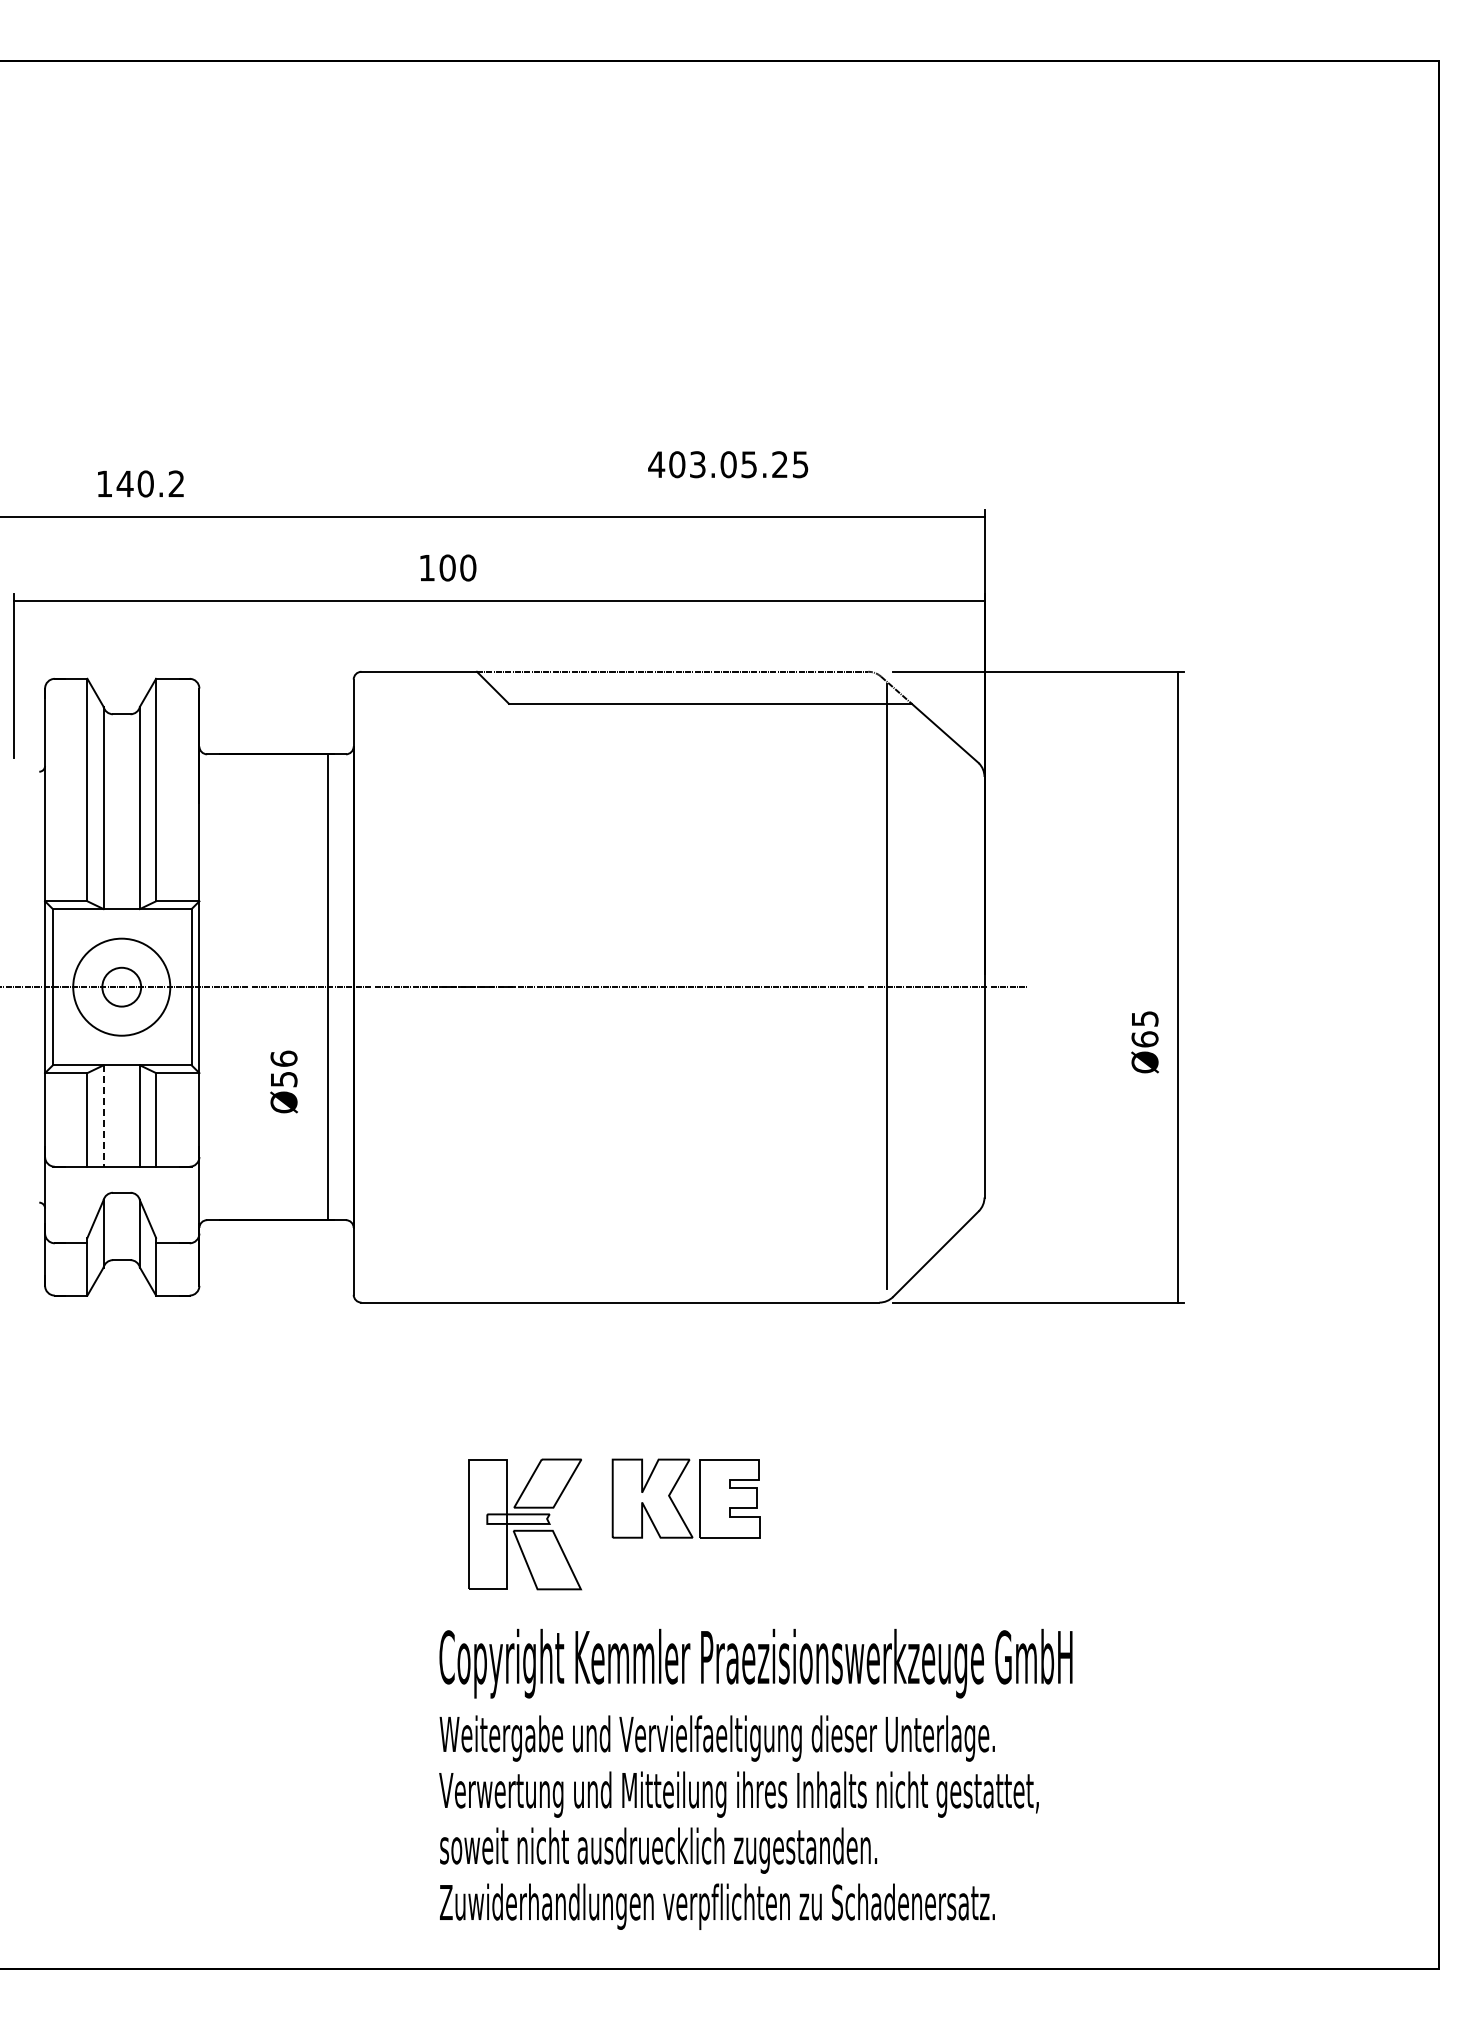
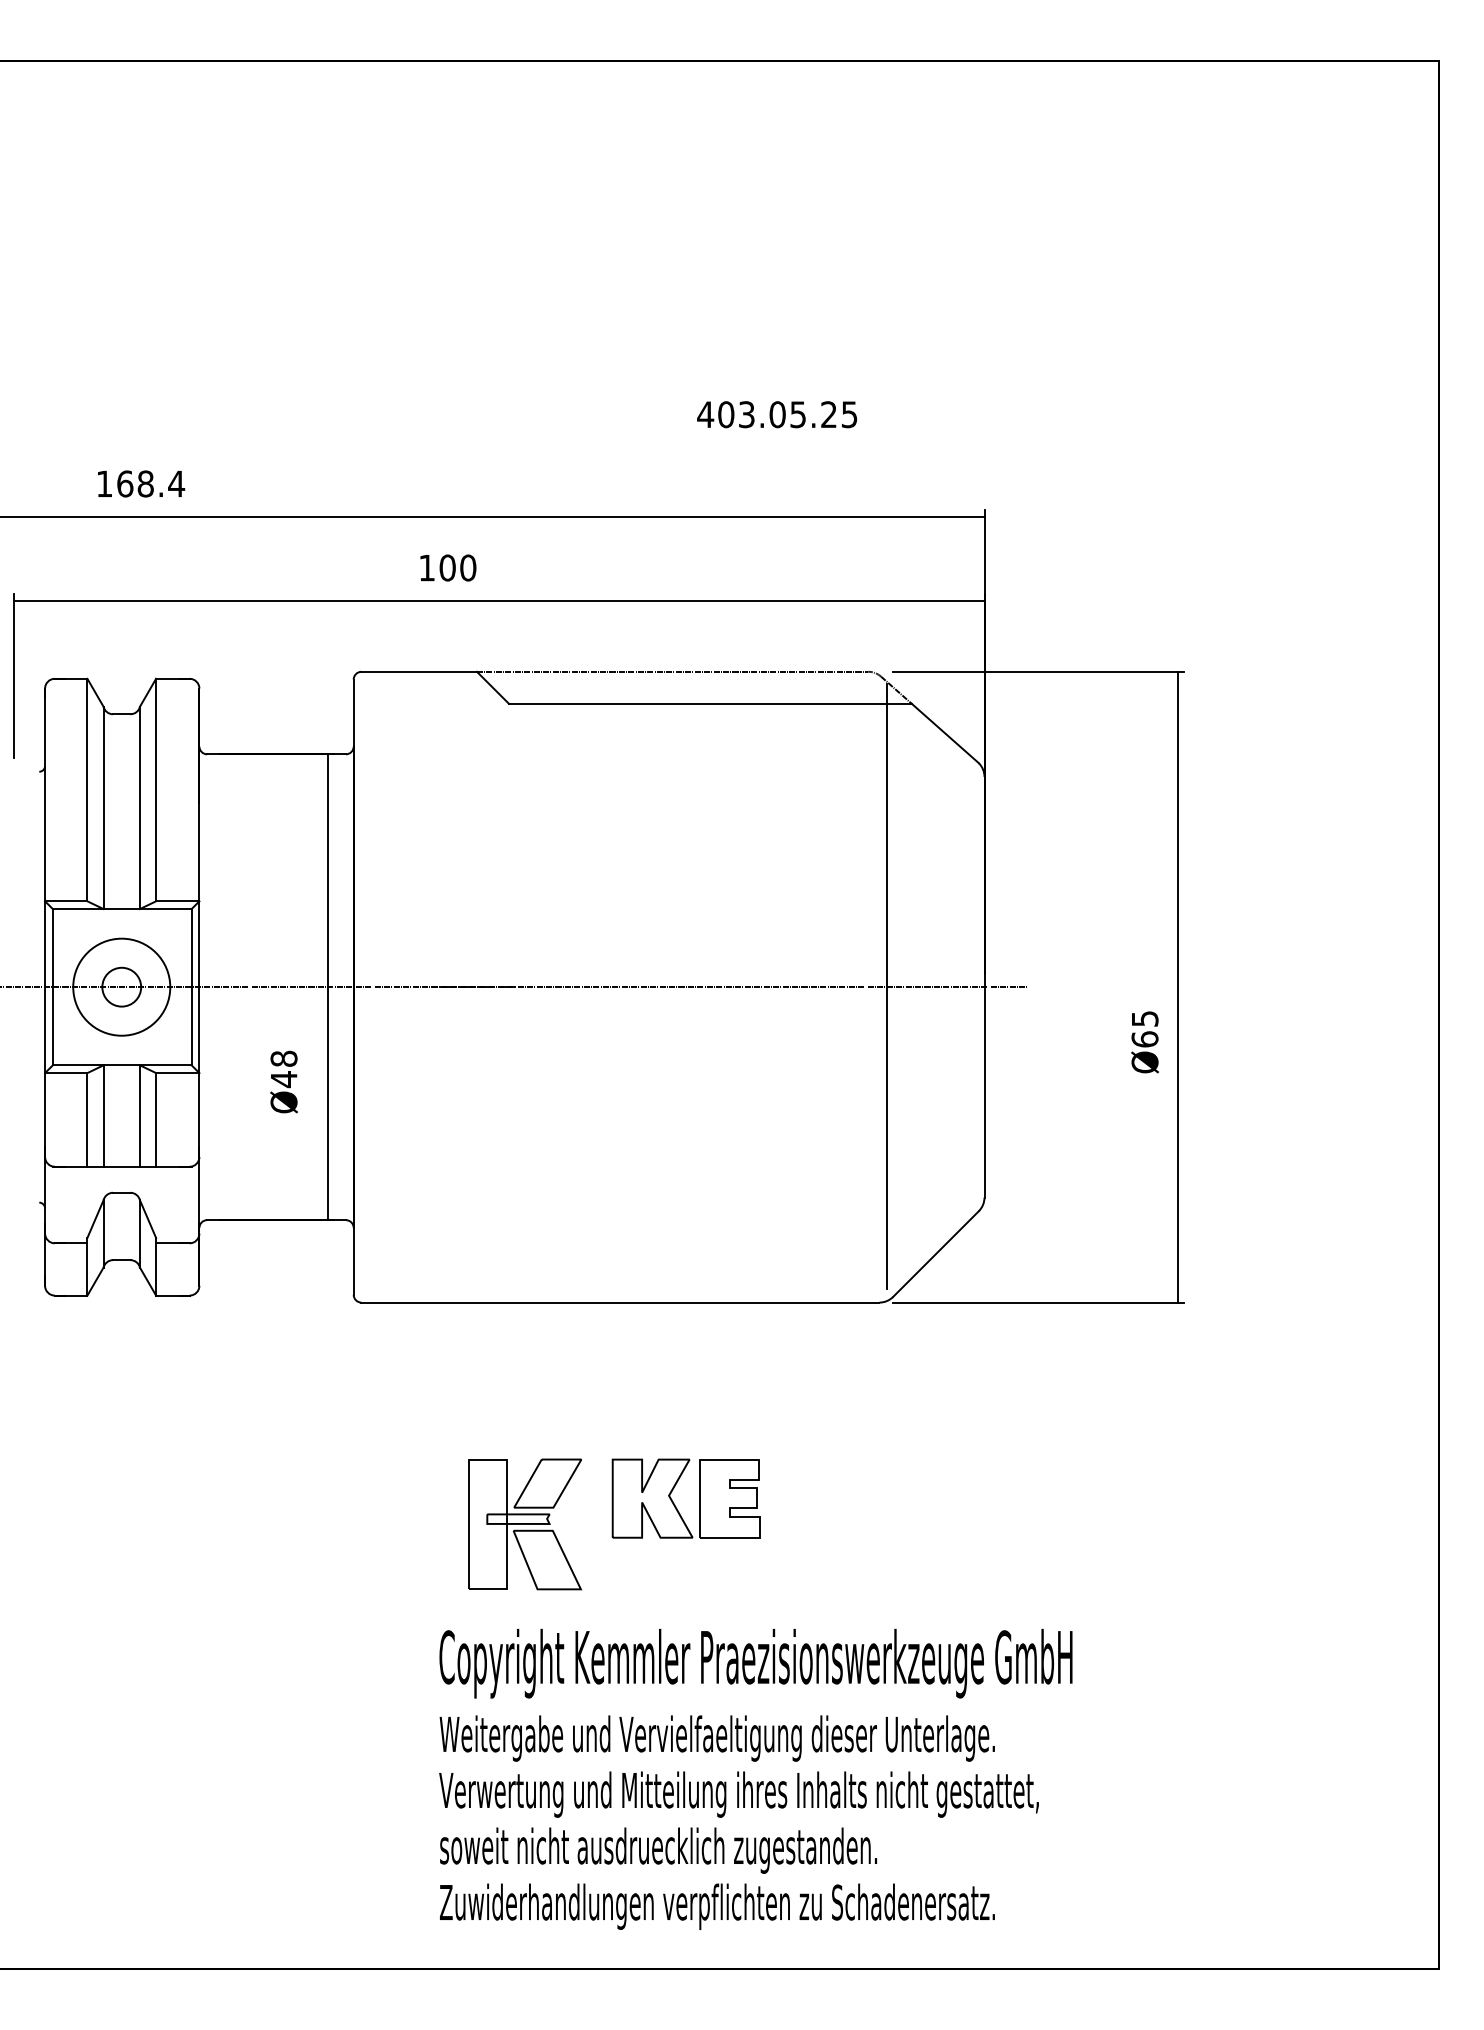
text position: (728, 464) -> (777, 414) (777, 414)
text: 140.2 -> 168.4 (150, 483)
text: Ø56 -> Ø48 (283, 1069)
line: dashed -> solid (103, 1116)
